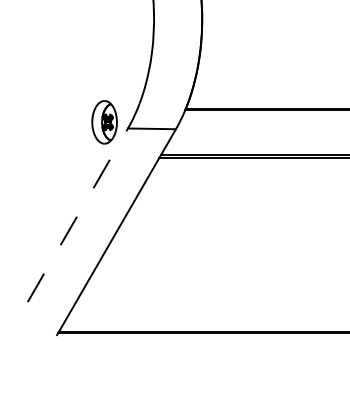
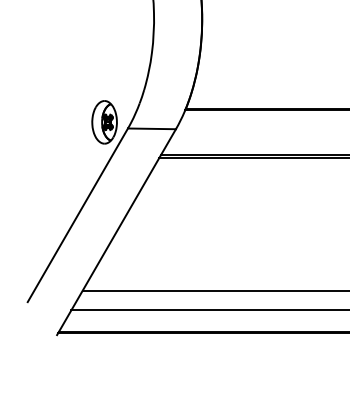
line: dashed -> solid (78, 214)
line: none -> present (214, 291)
line: none -> present (208, 310)
